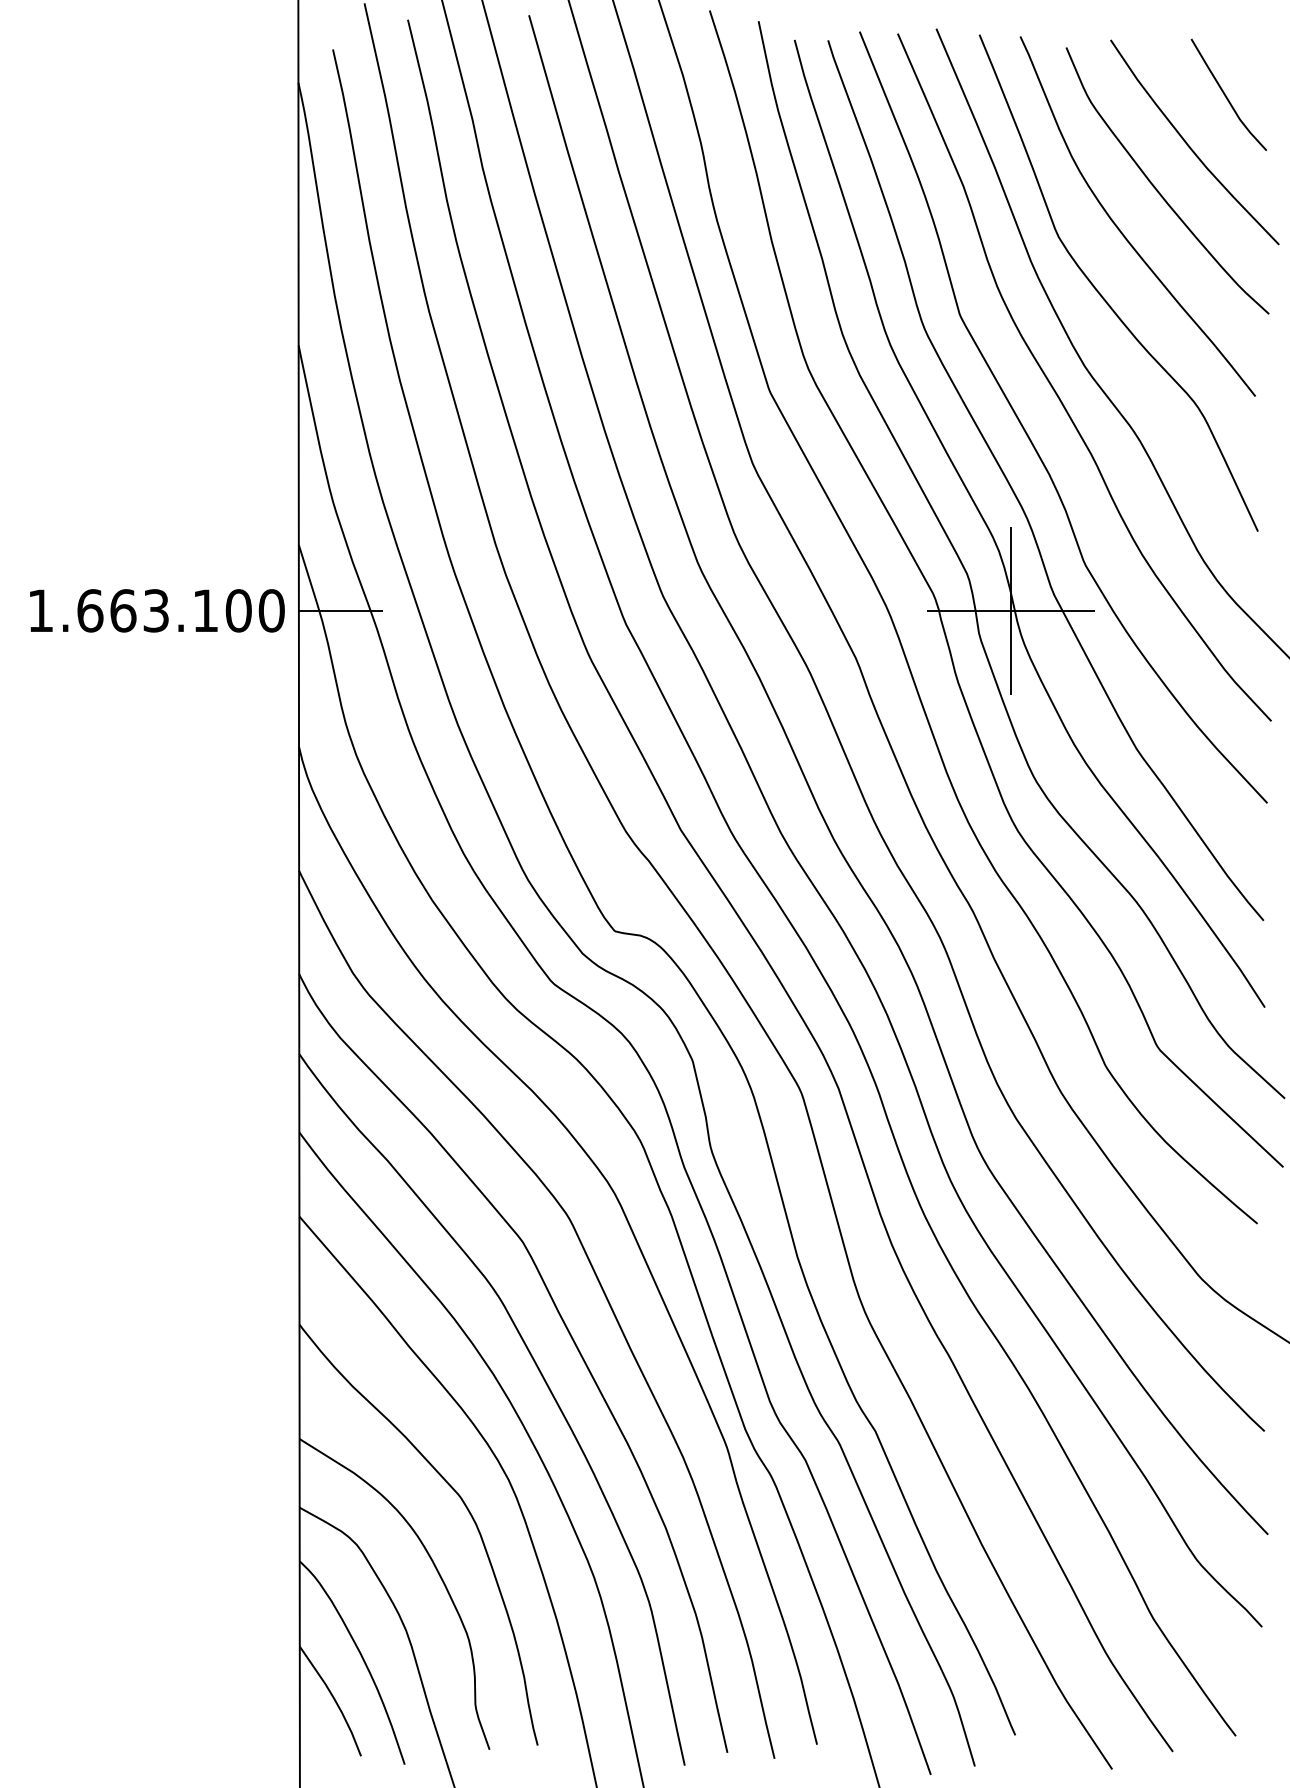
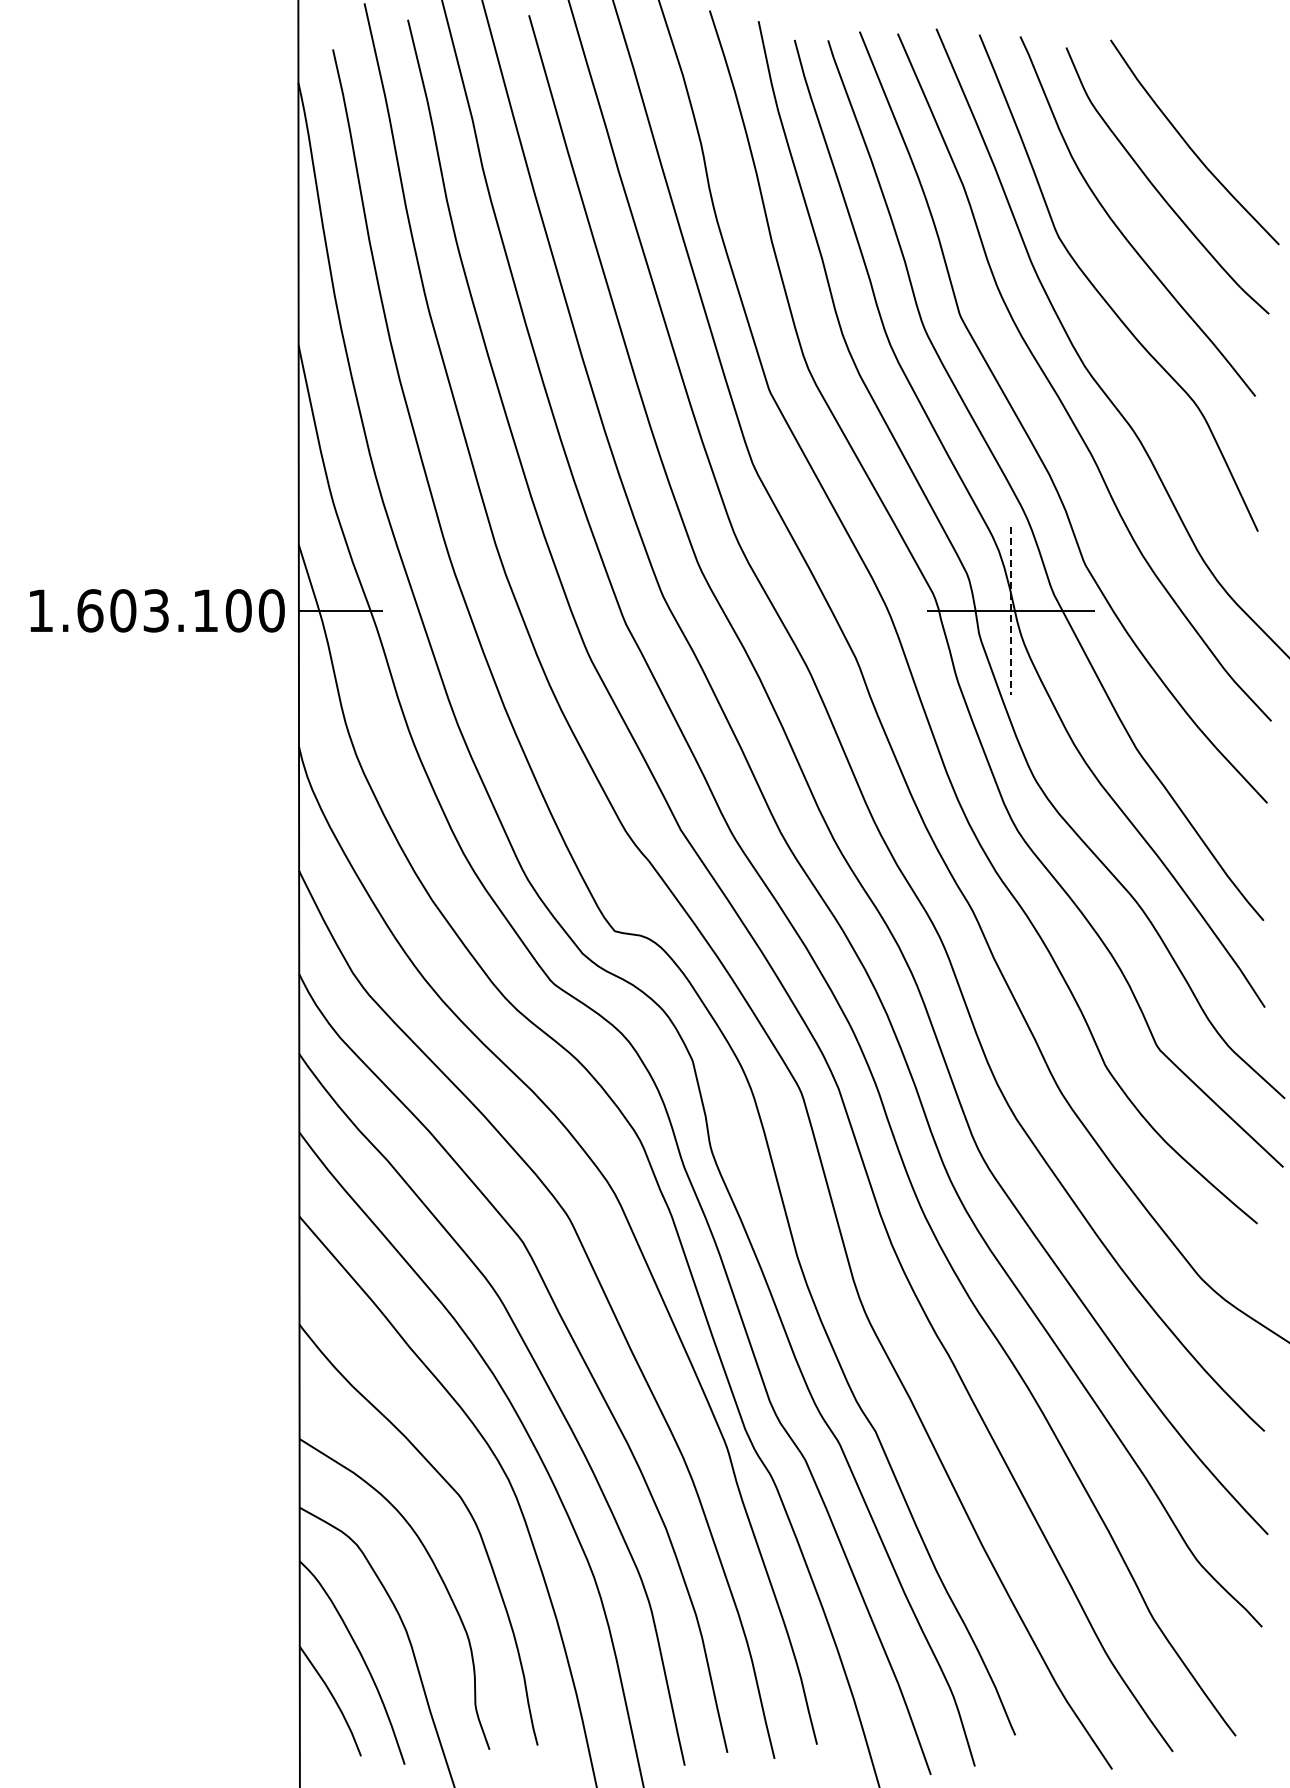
line: present -> none (1226, 95)
text: 1.663.100 -> 1.603.100 (123, 610)
line: solid -> dashed (1011, 611)
